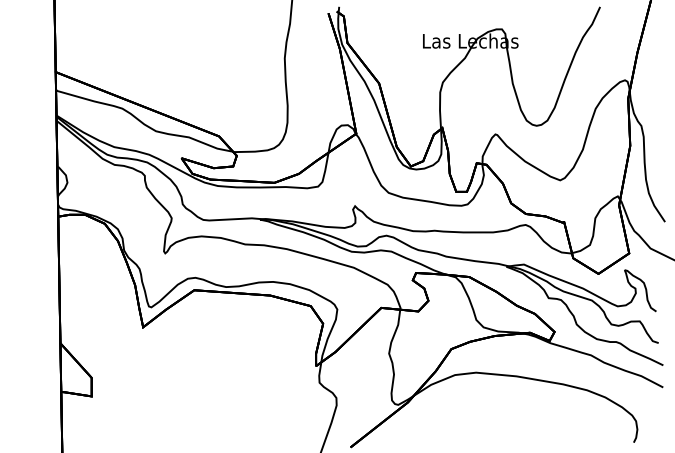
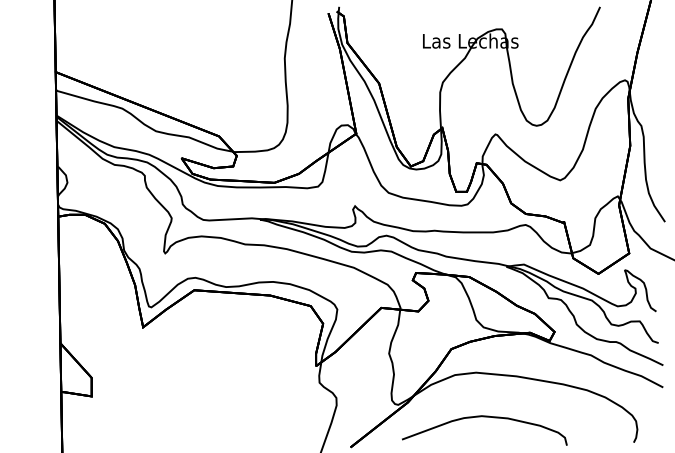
curve: none -> present (484, 417)
